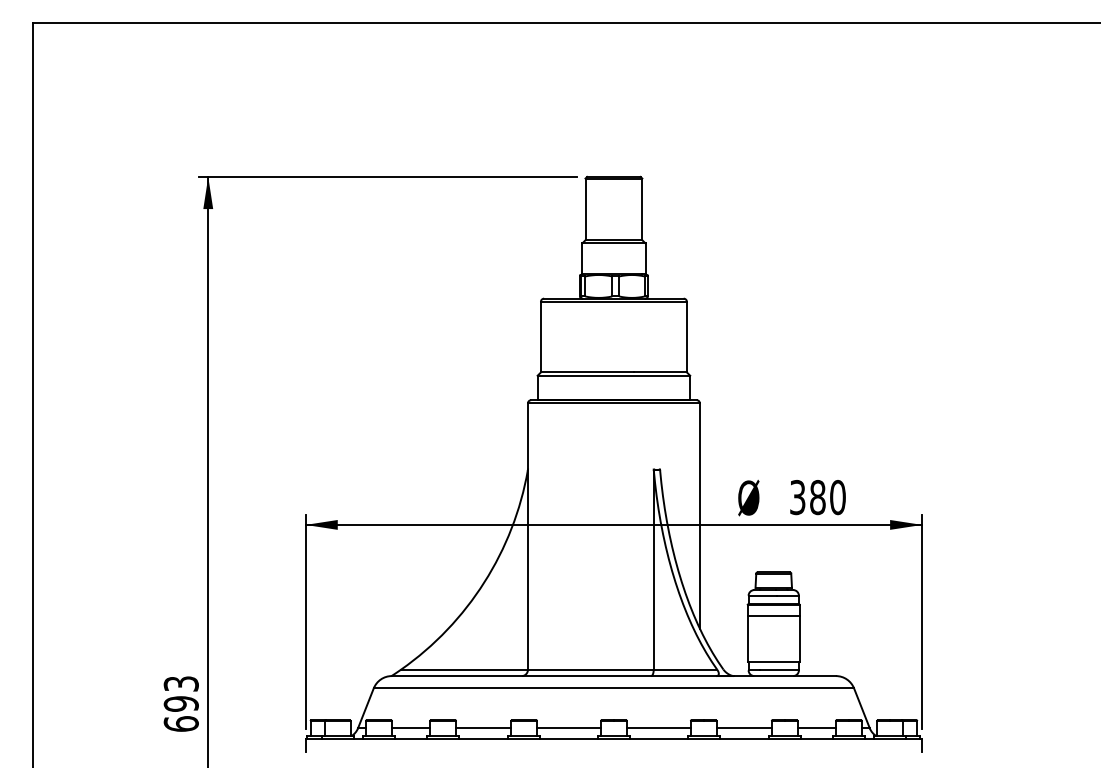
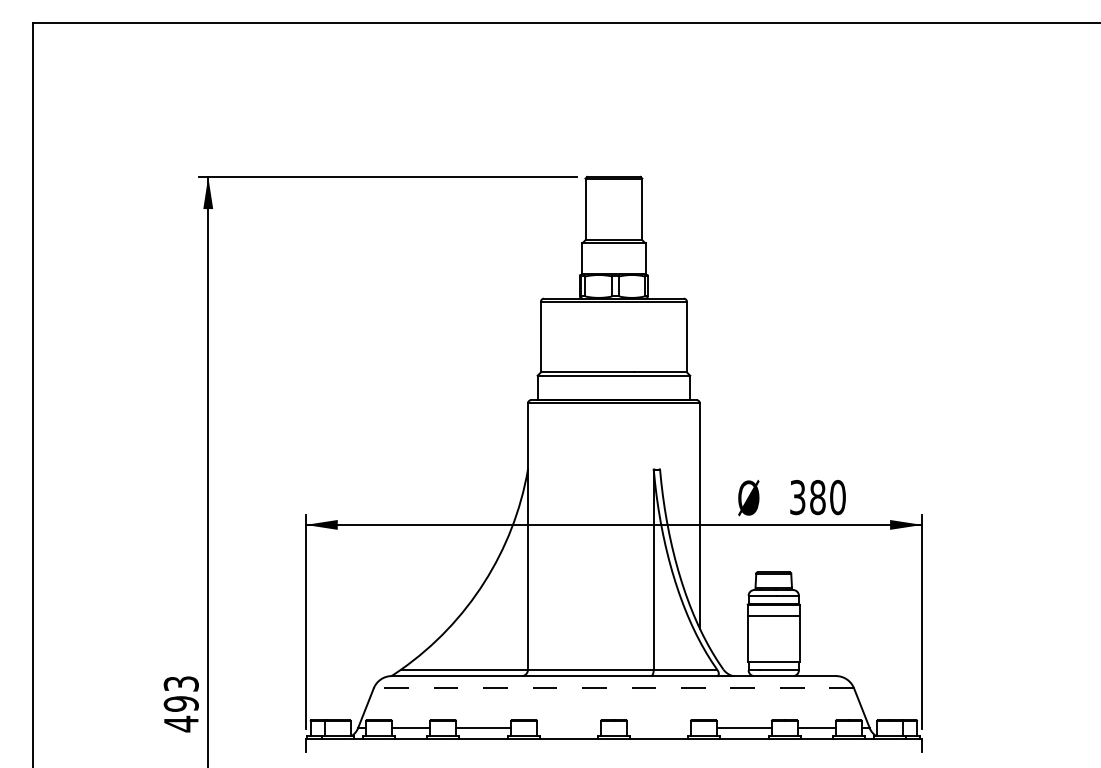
line: solid -> dashed (613, 688)
text: 693 -> 493 (180, 723)
line: present -> none (569, 728)
line: present -> none (658, 728)
